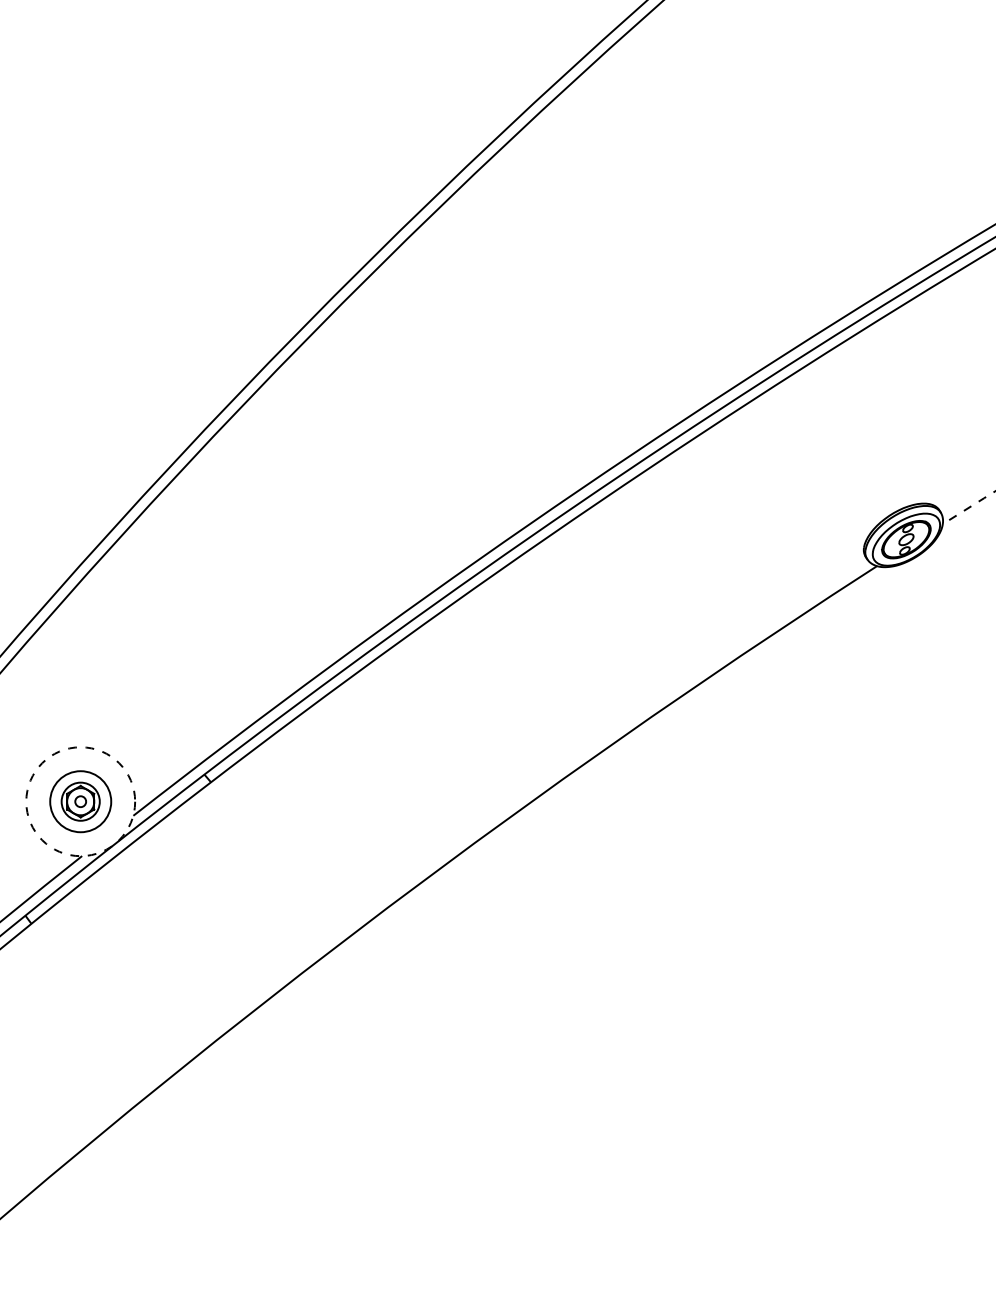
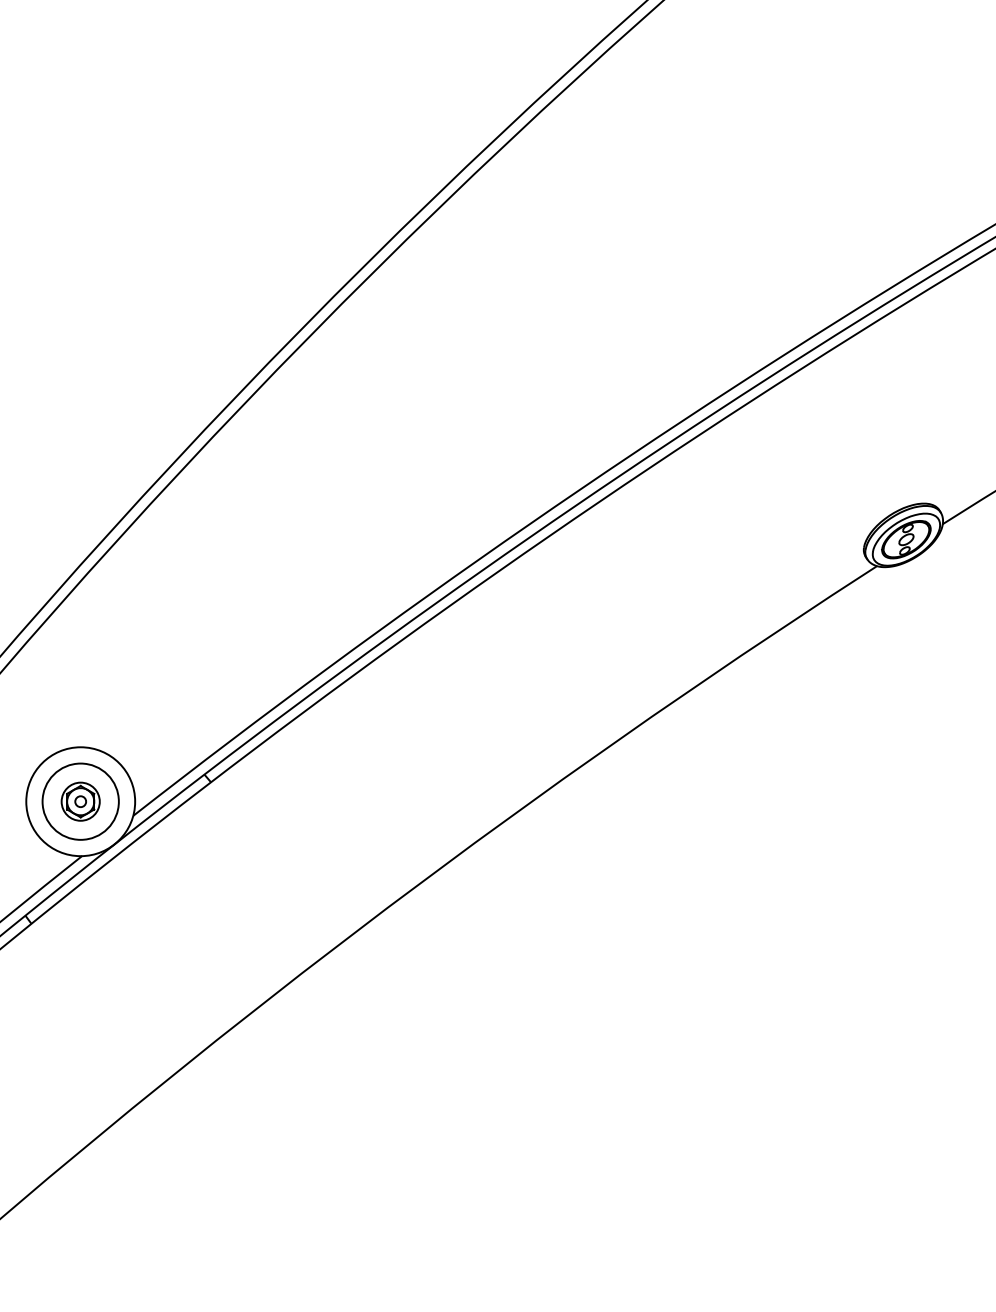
arc: dashed -> solid (968, 507)
circle diameter: 61 px -> 76 px (80, 801)
circle: dashed -> solid (80, 801)
